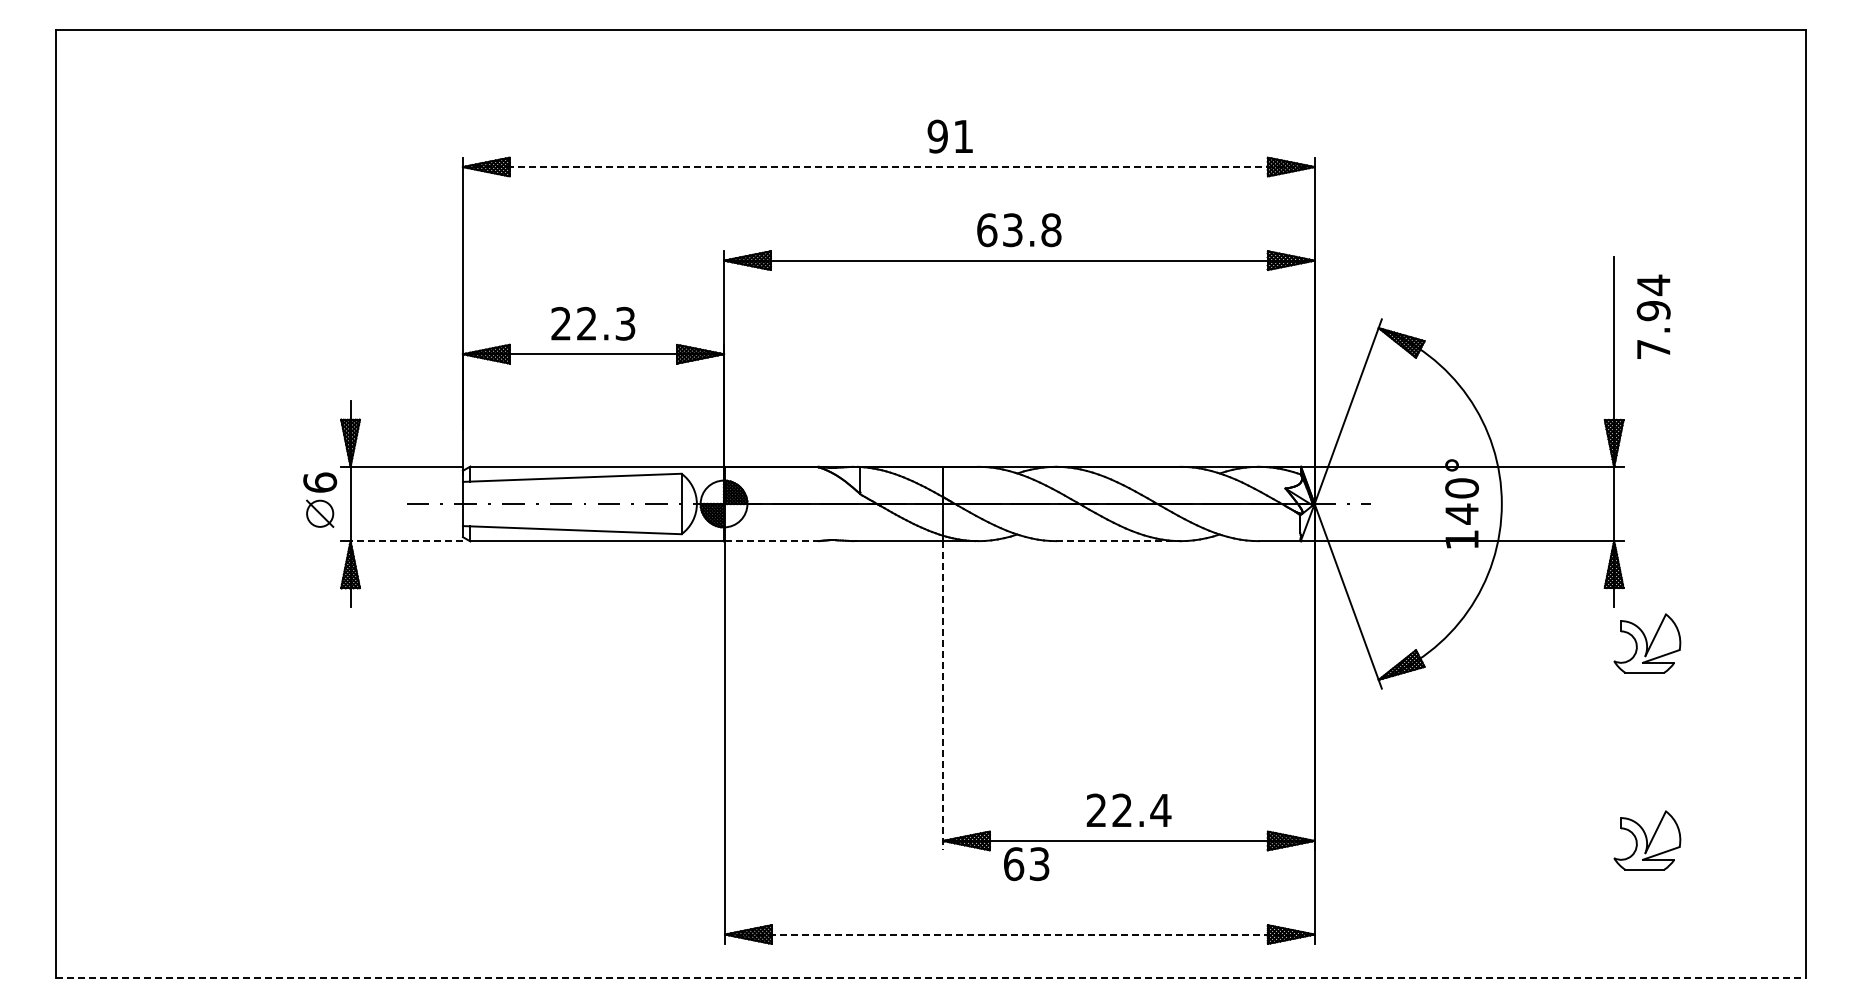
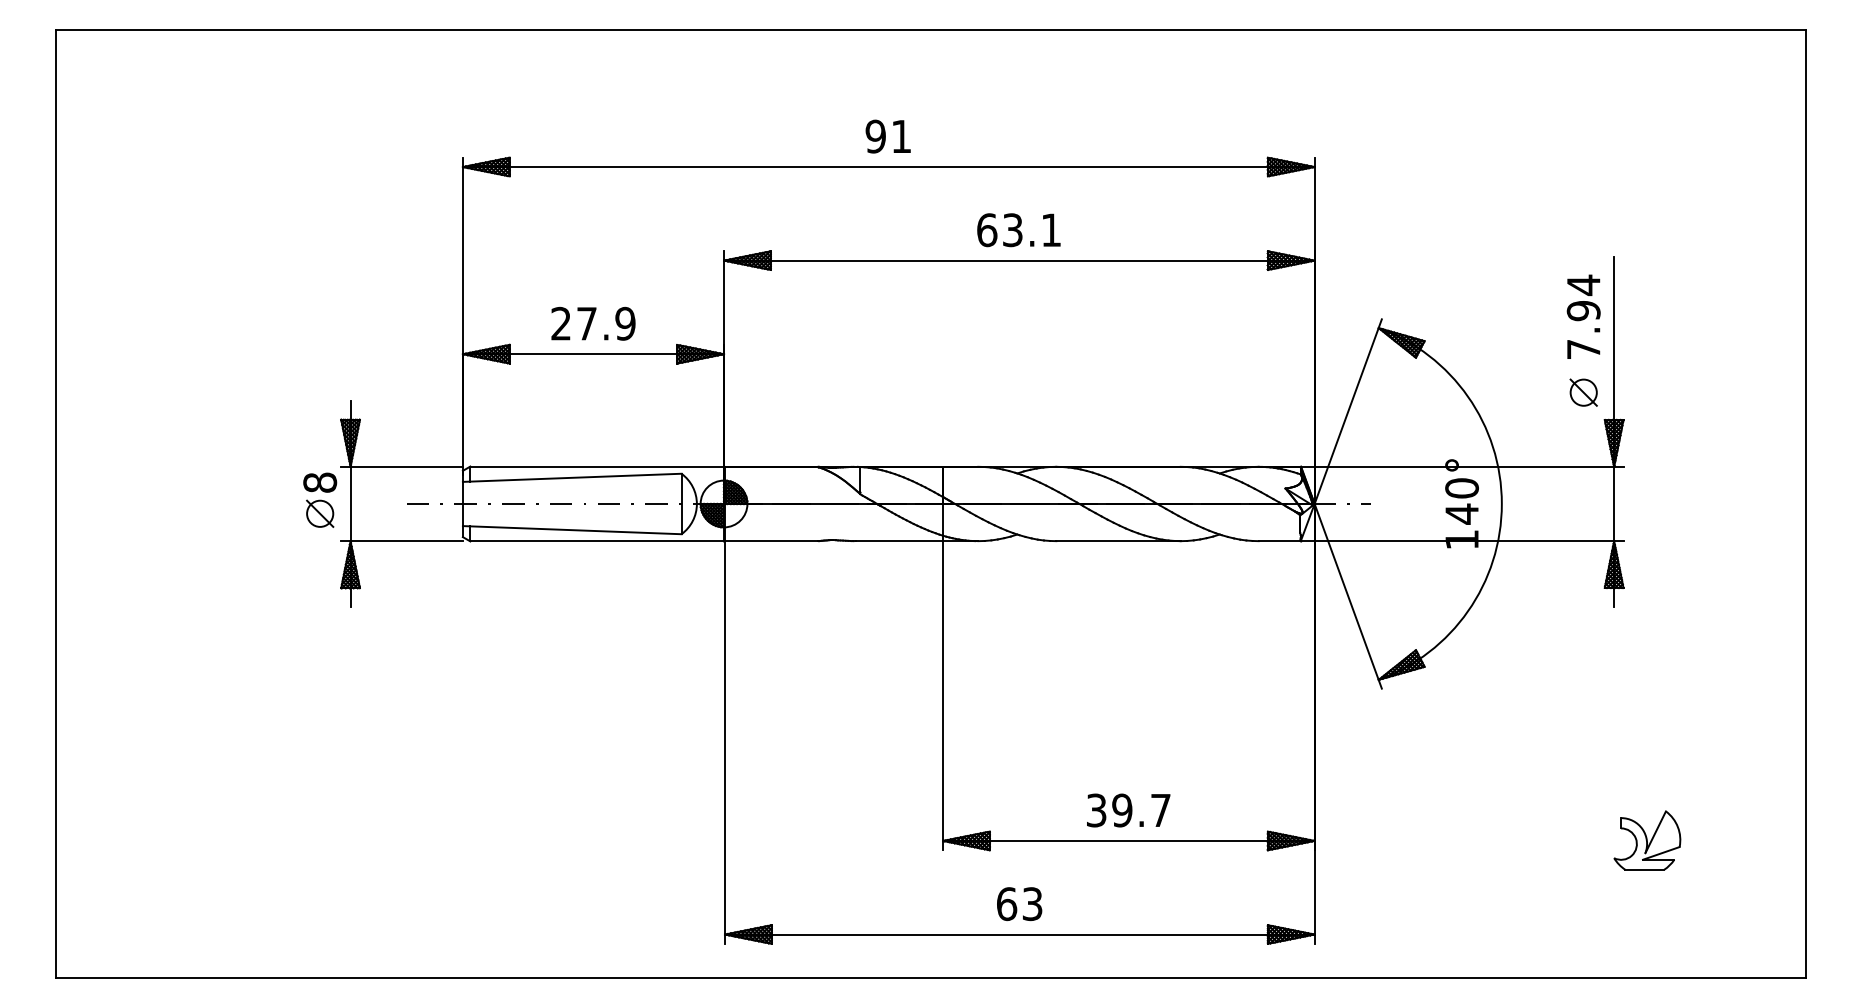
text position: (949, 136) -> (887, 136) (887, 136)
line: dashed -> solid (888, 167)
text: 63.8 -> 63.1 (1051, 230)
text position: (1653, 316) -> (1583, 316) (1583, 316)
text: 22.3 -> 27.9 (606, 323)
part: none -> present (1583, 392)
text: 6 -> 8 (319, 482)
line: dashed -> solid (406, 541)
line: dashed -> solid (771, 541)
line: dashed -> solid (1119, 541)
part: present -> none (1647, 643)
line: dashed -> solid (943, 695)
text: 22.4 -> 39.7 (1128, 810)
text position: (1026, 864) -> (1019, 904) (1019, 904)
line: dashed -> solid (1019, 934)
line: dashed -> solid (931, 977)
